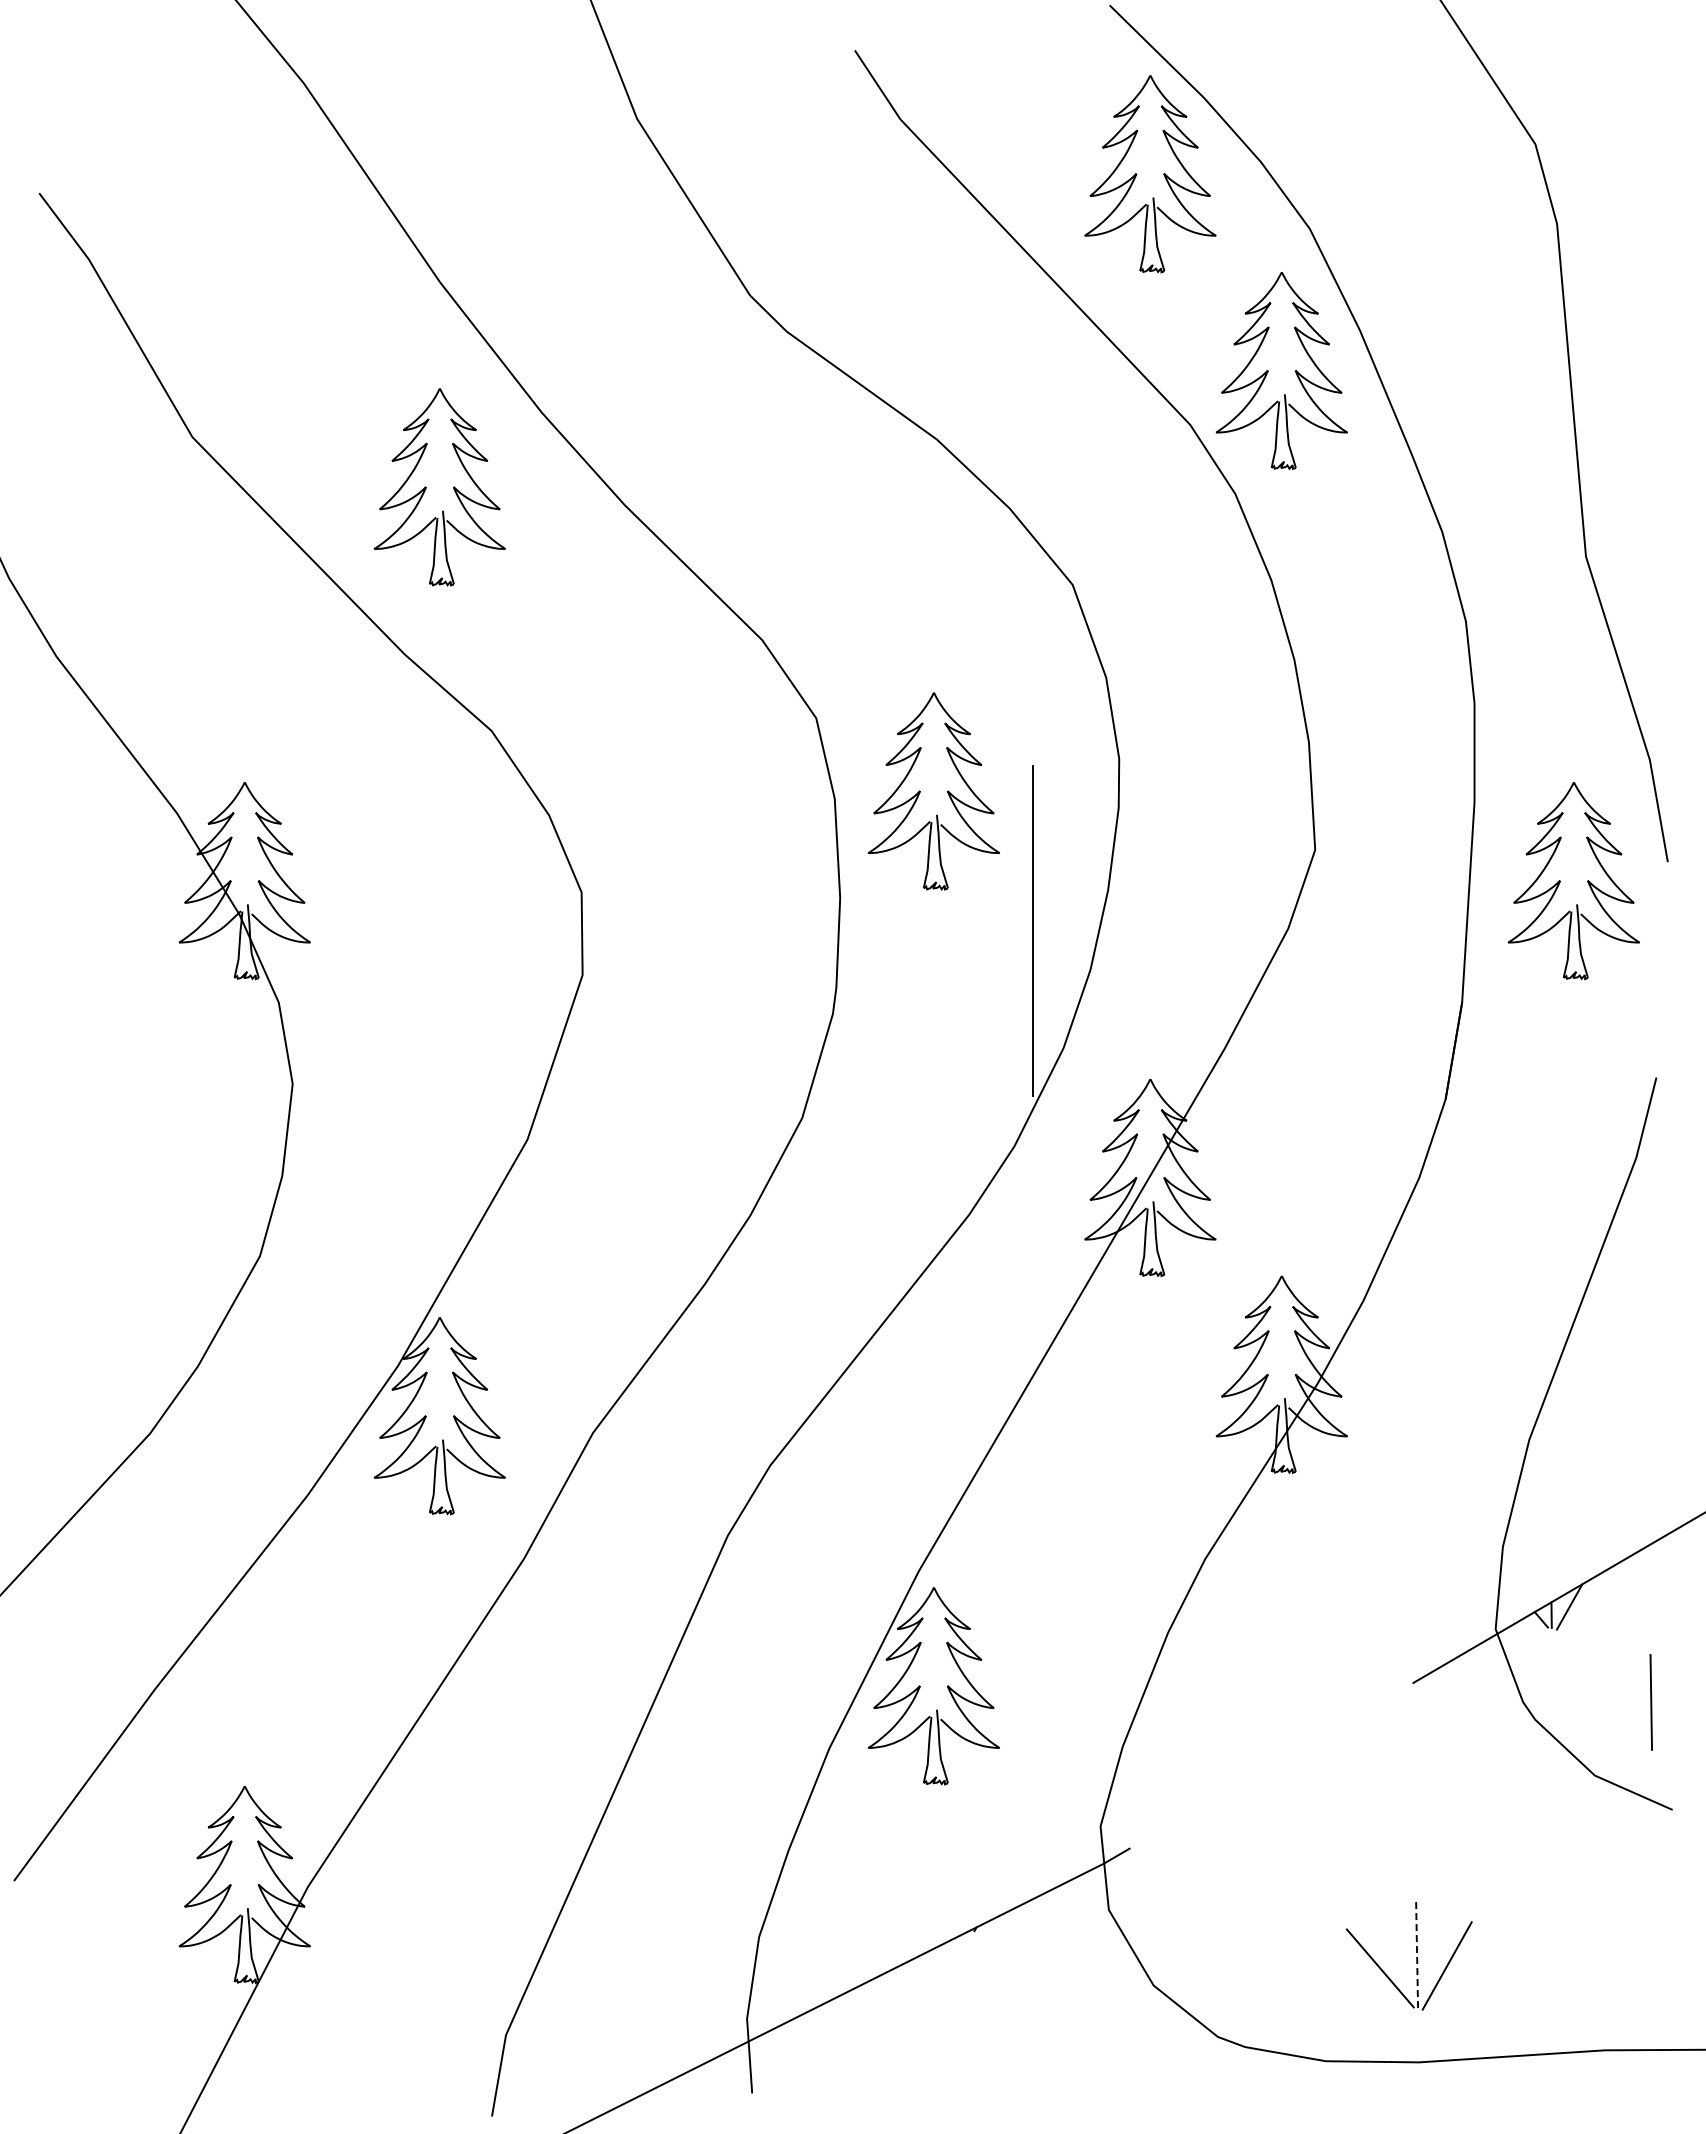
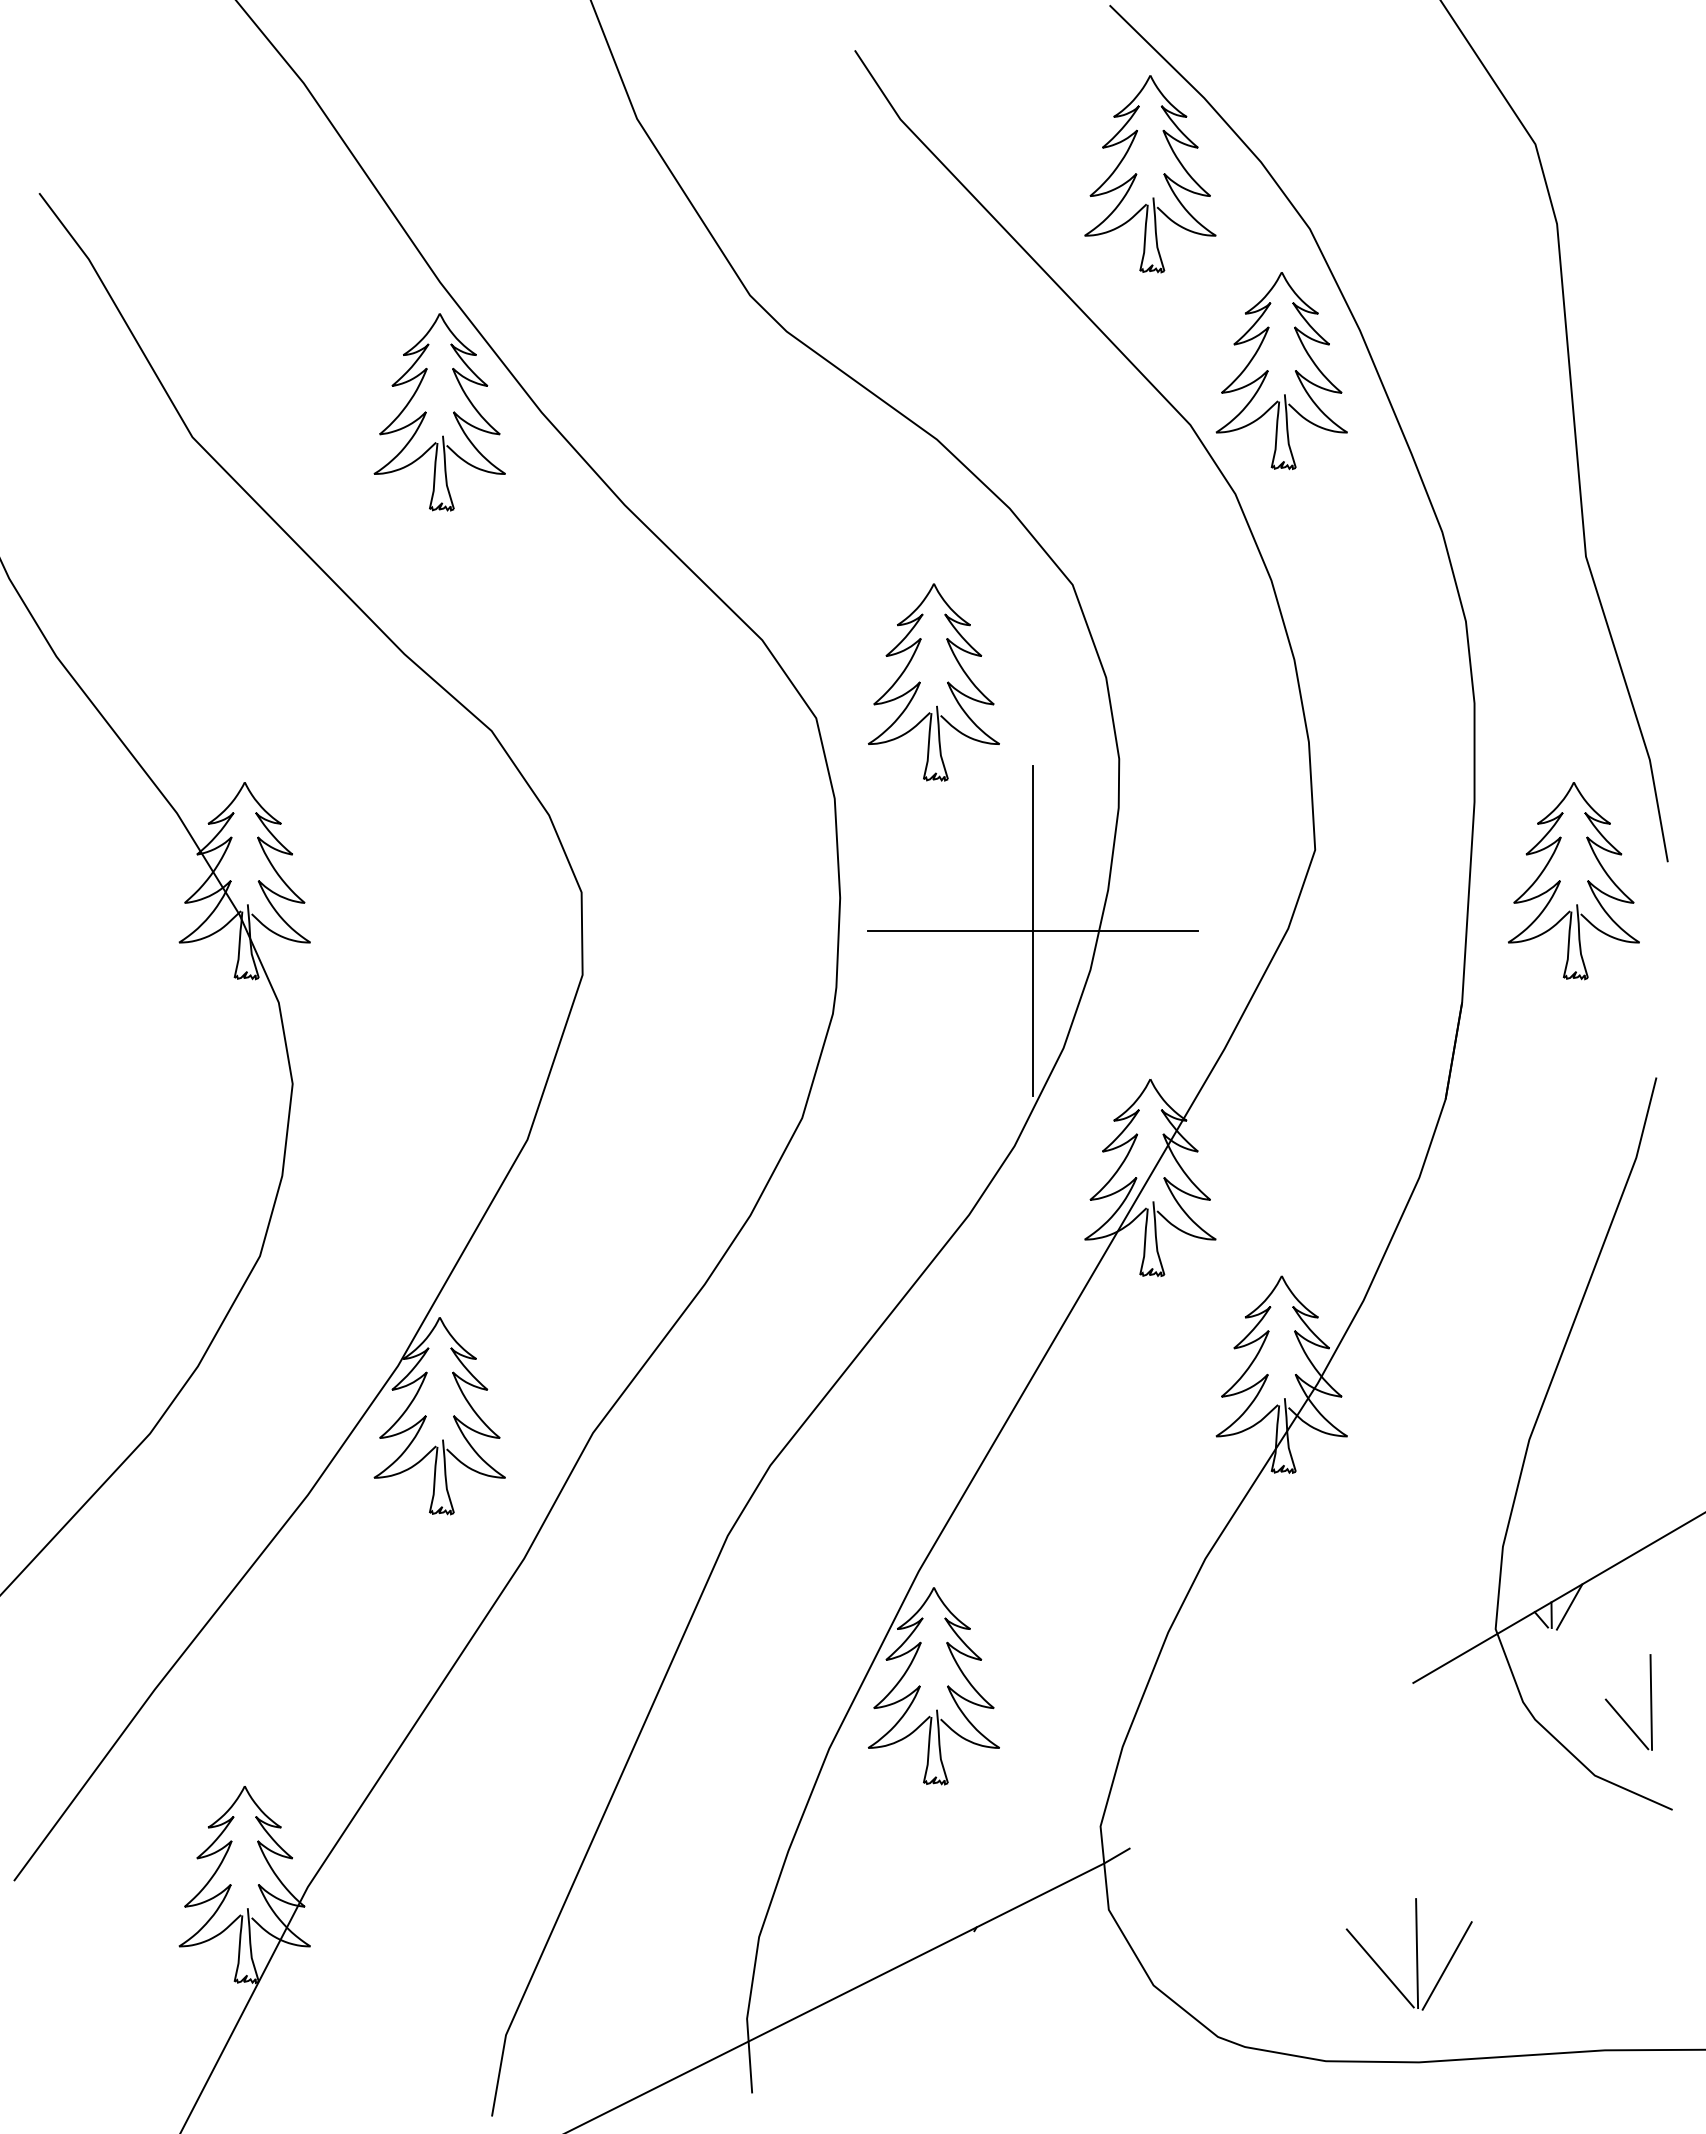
part position: (426, 487) -> (426, 412) (426, 412)
part position: (920, 791) -> (920, 682) (920, 682)
line: none -> present (1032, 930)
line: none -> present (1626, 1724)
line: dashed -> solid (1417, 1953)
